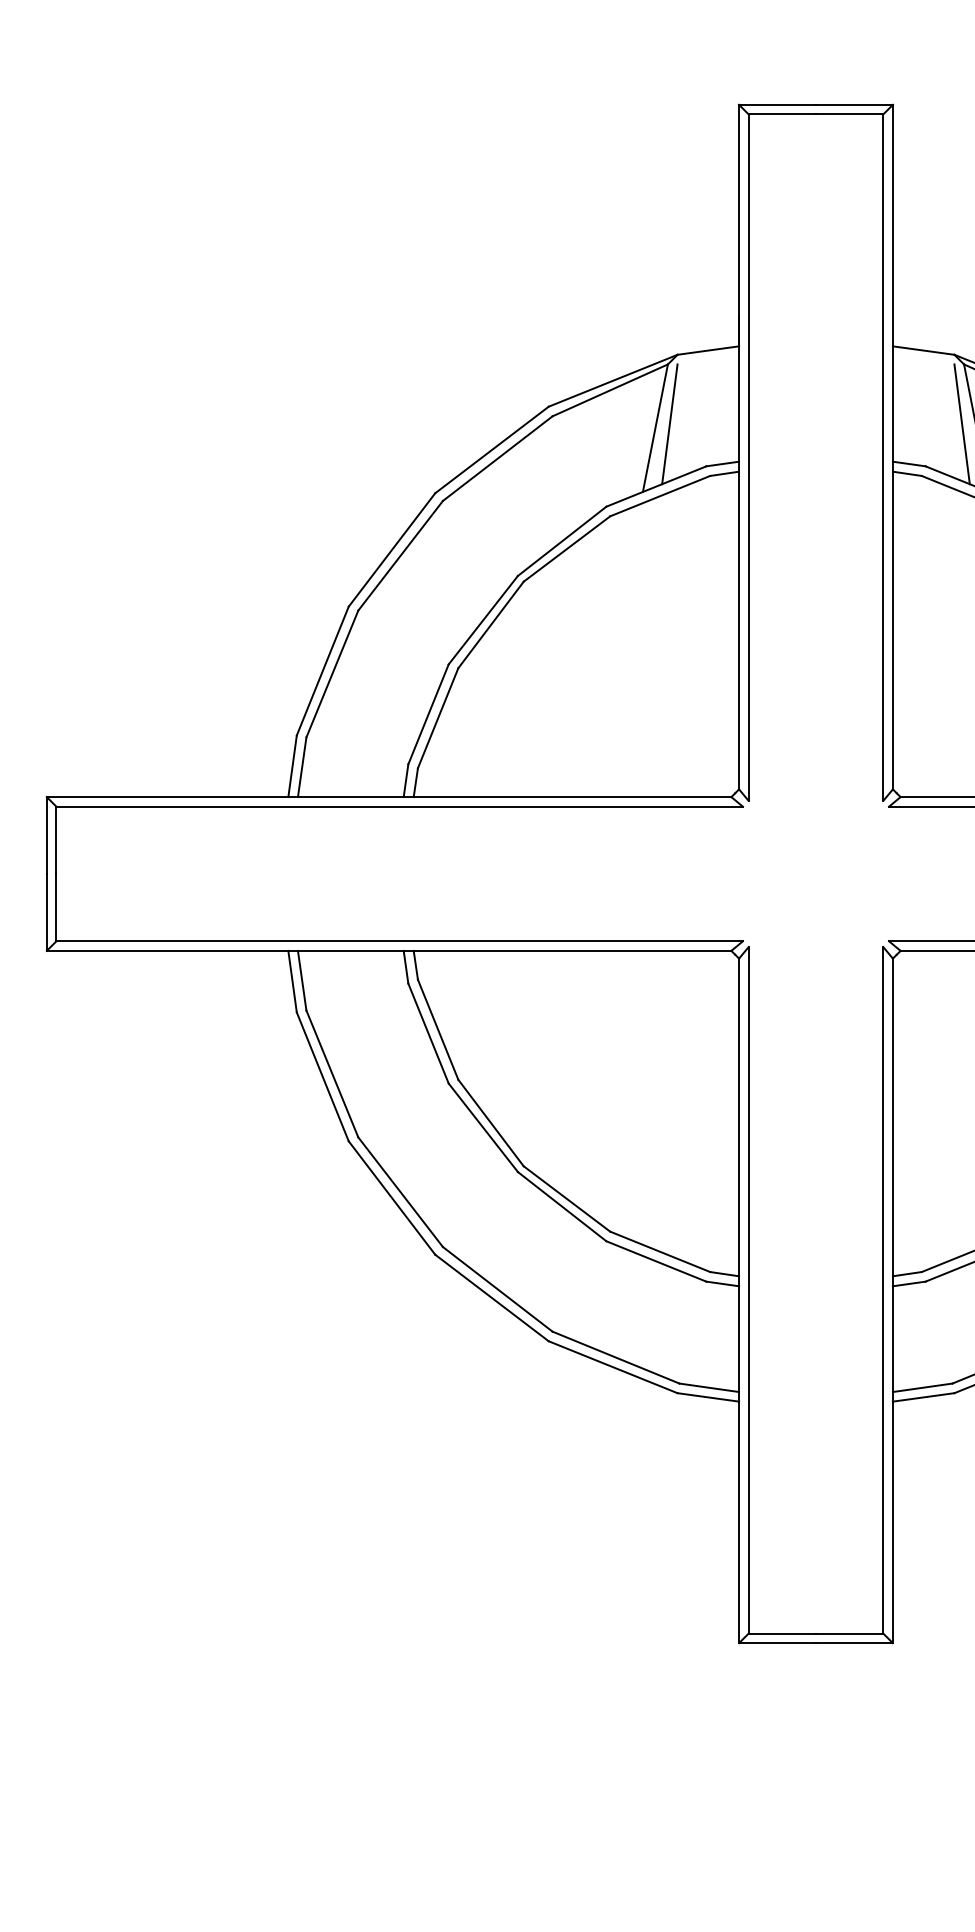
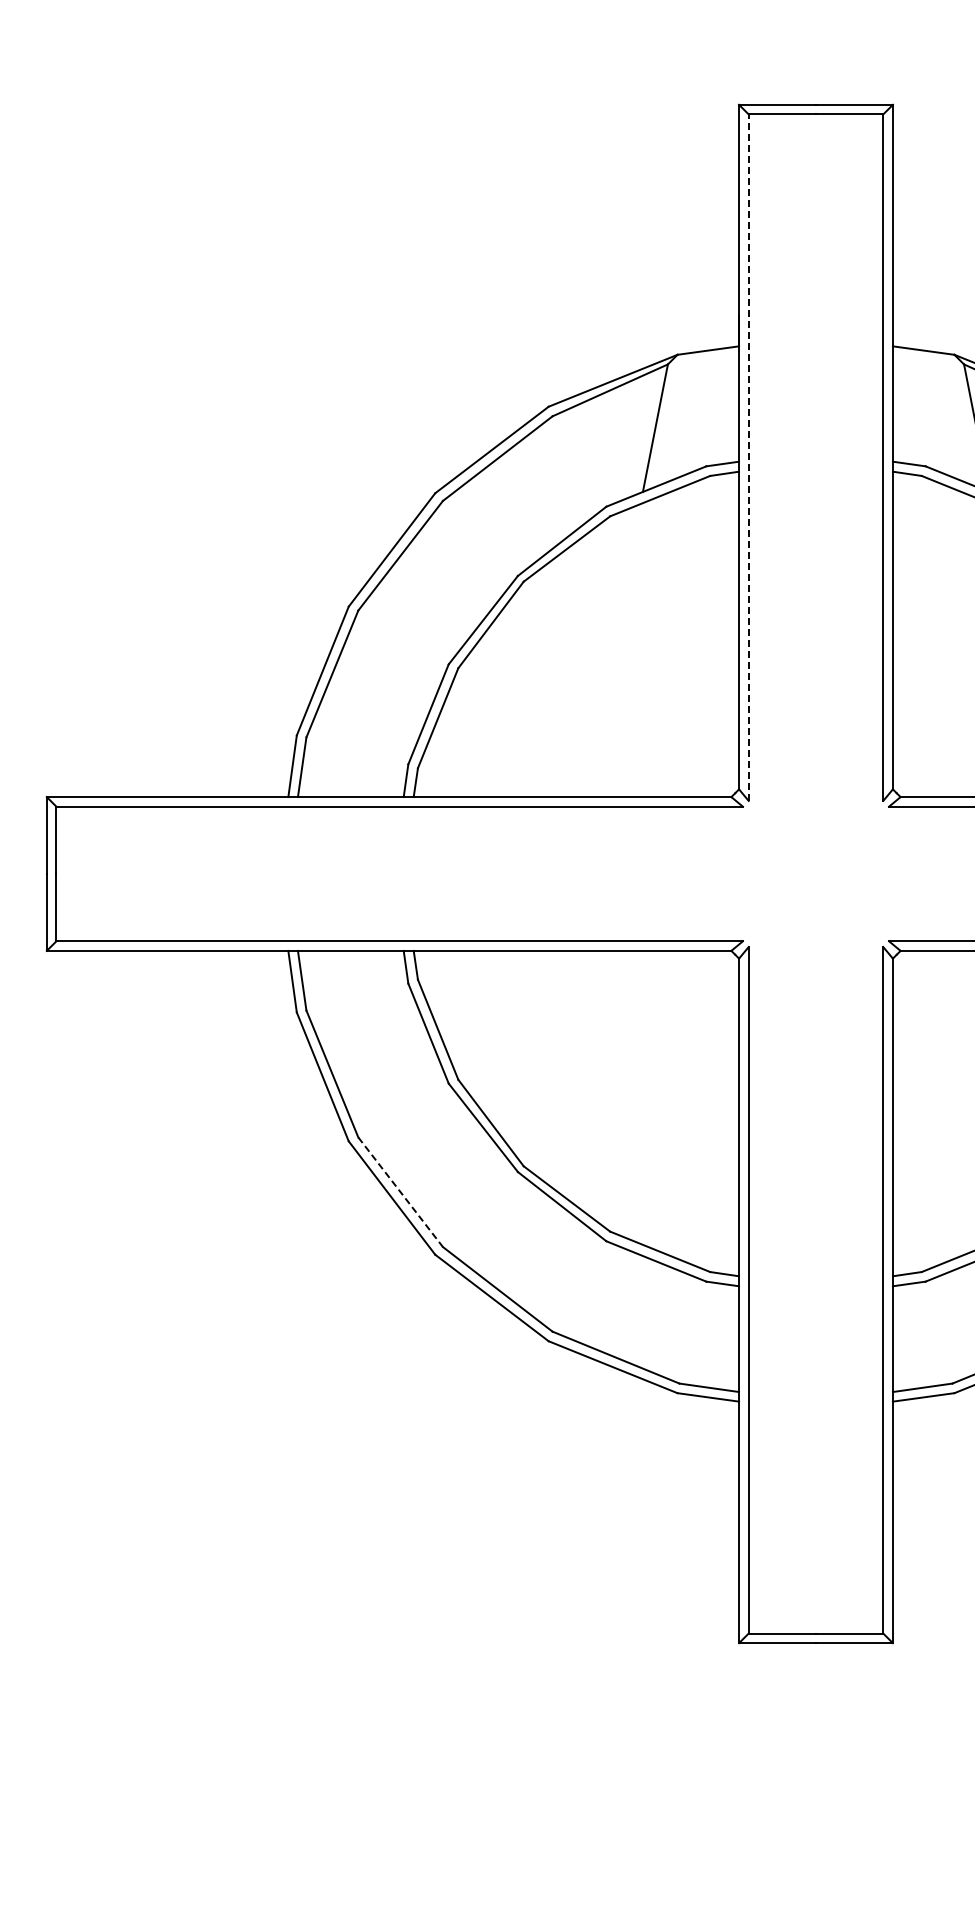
line: present -> none (669, 424)
line: present -> none (961, 424)
line: solid -> dashed (748, 457)
line: solid -> dashed (400, 1192)
